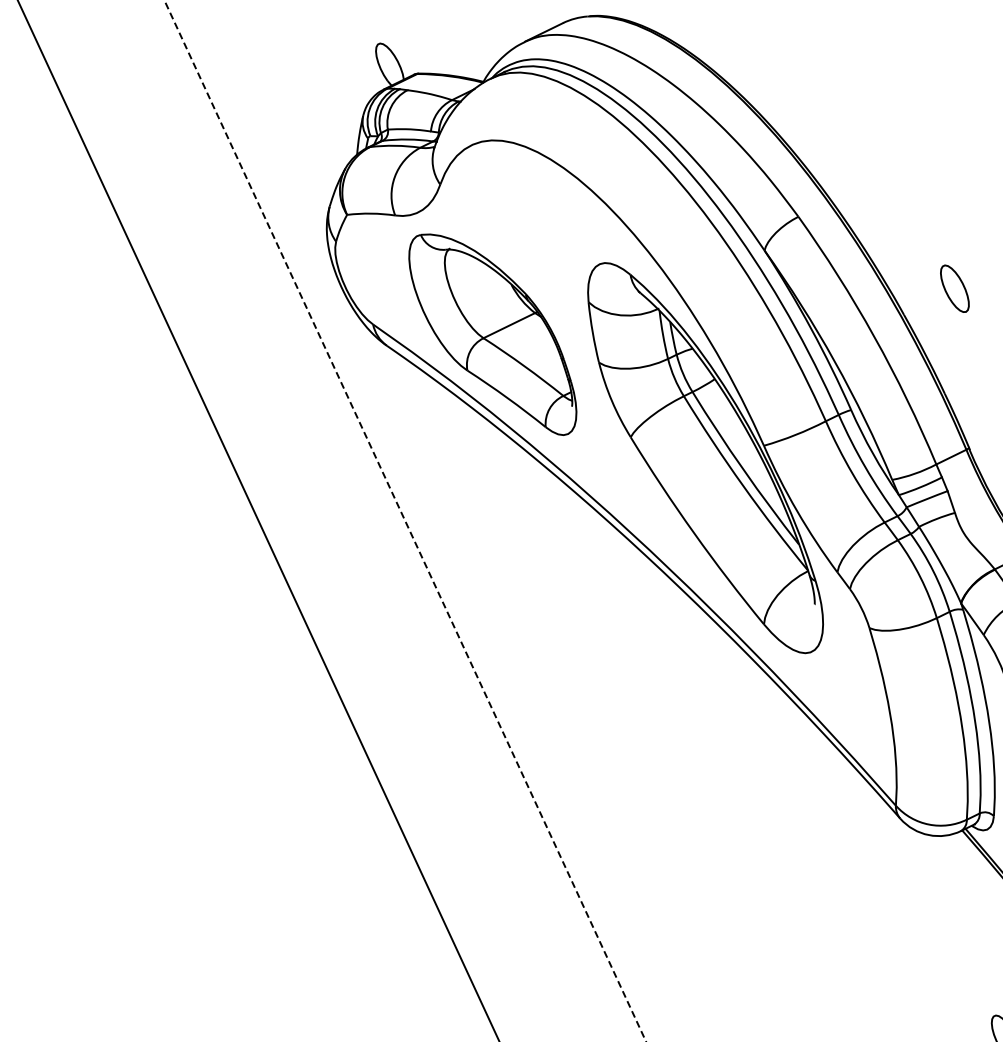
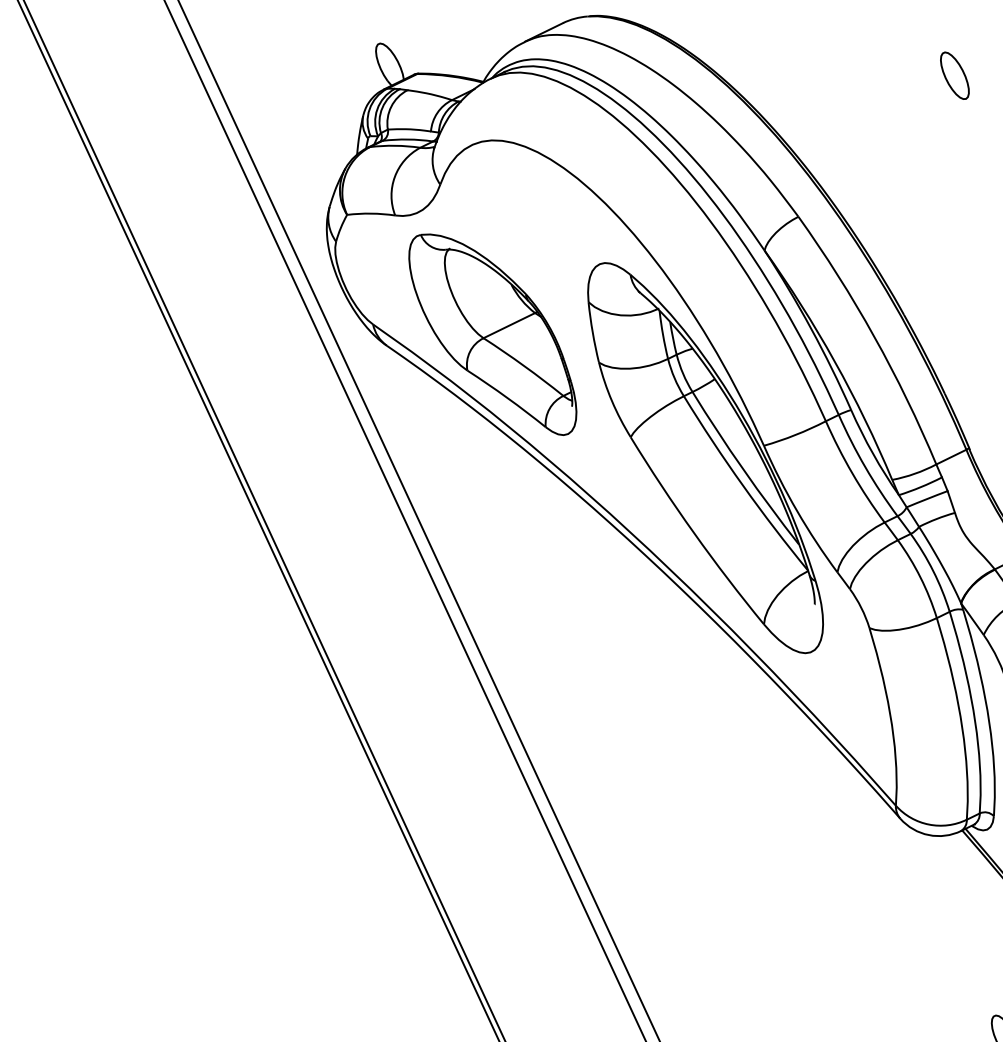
part position: (954, 288) -> (954, 75) (954, 75)
line: none -> present (264, 520)
line: none -> present (418, 520)
line: dashed -> solid (405, 521)
